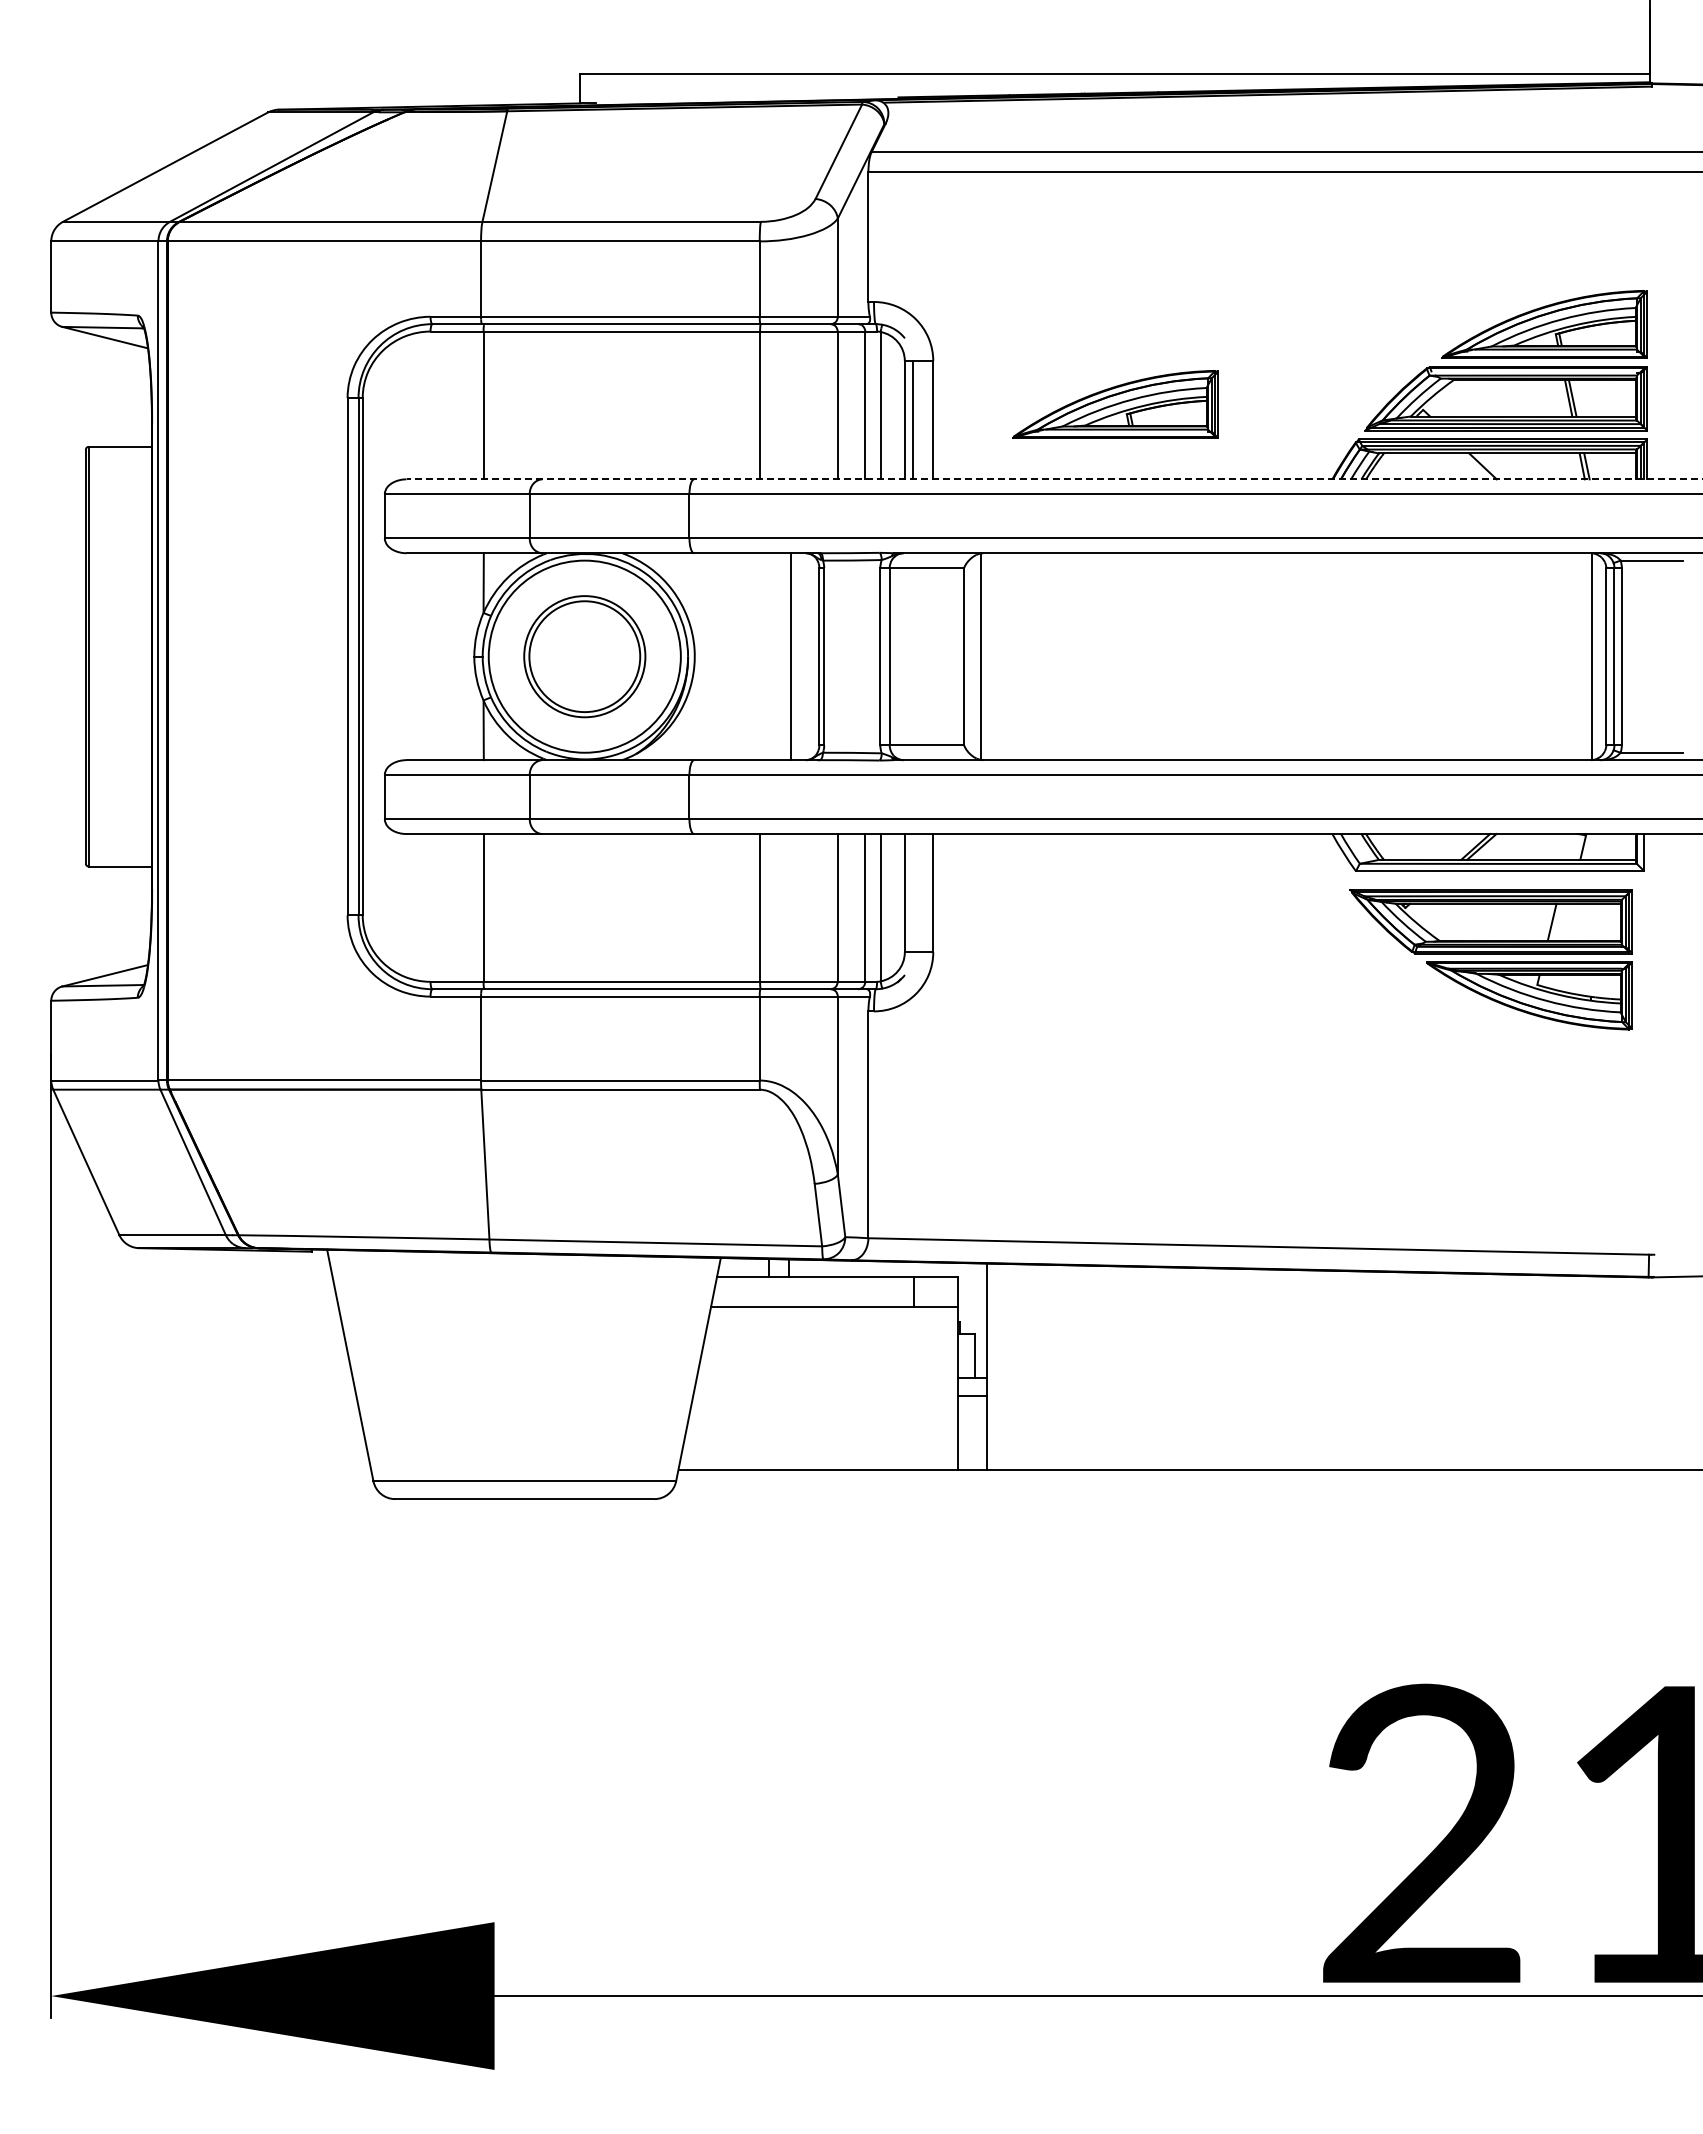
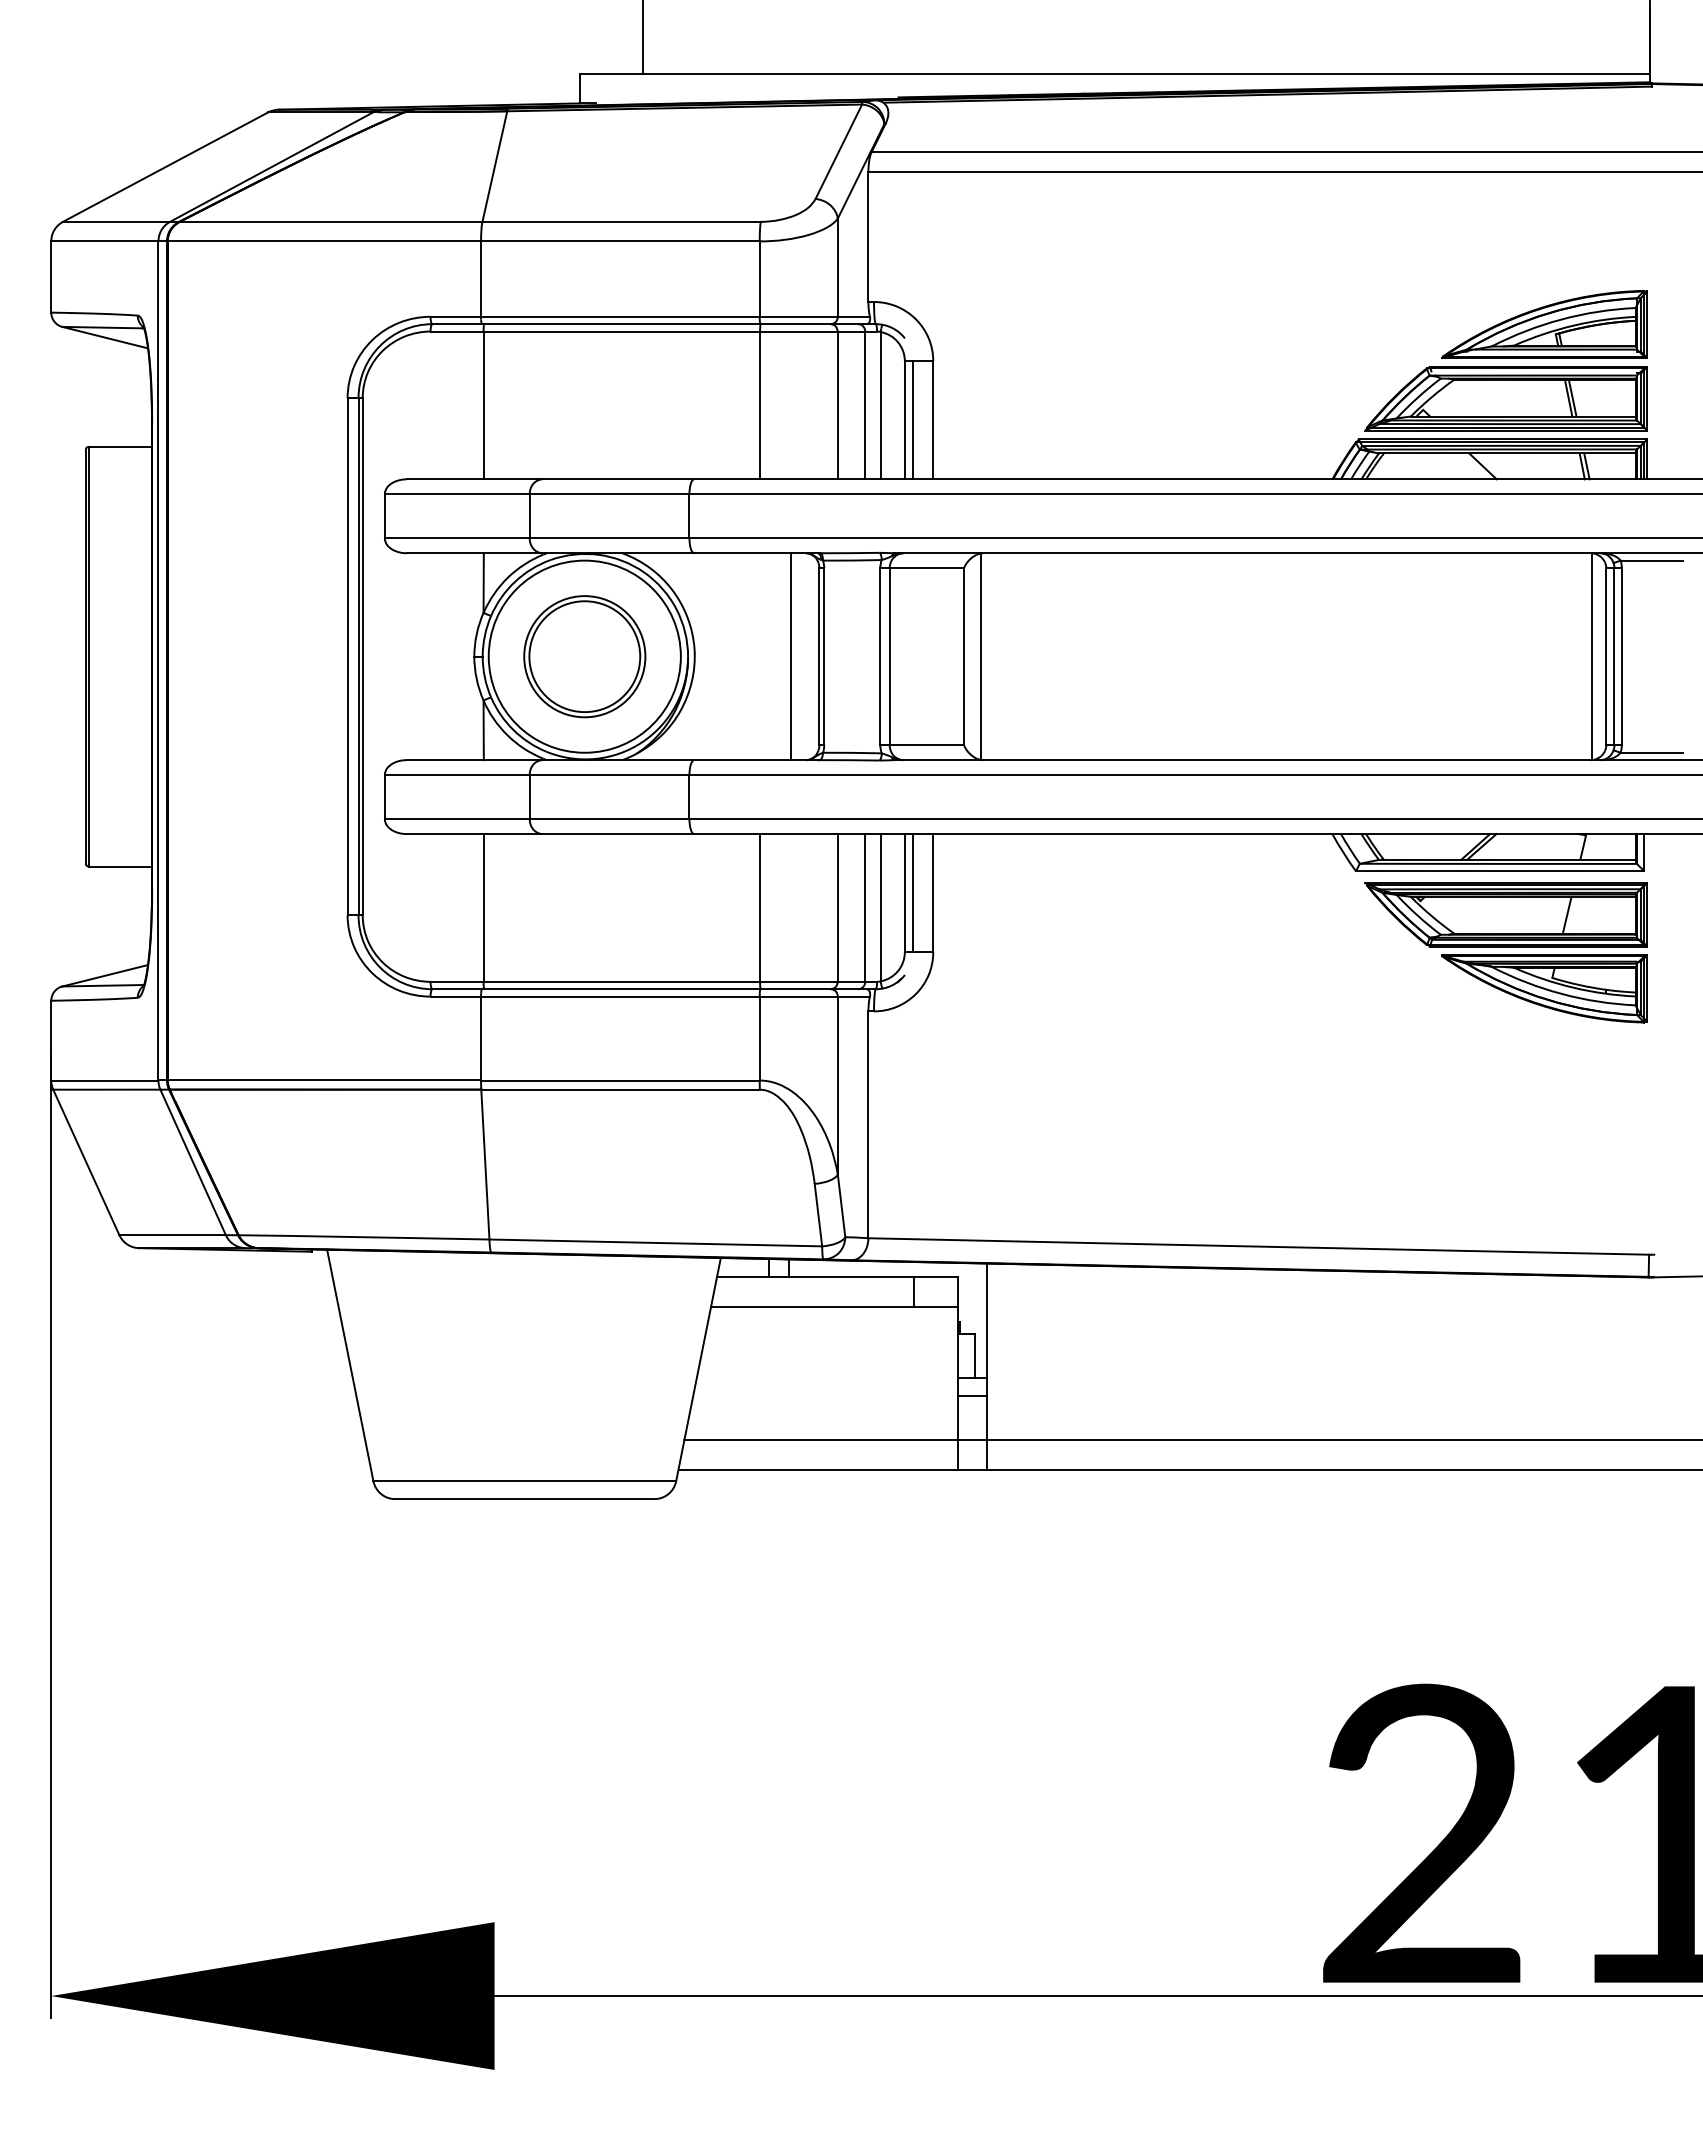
line: none -> present (642, 37)
part: present -> none (1115, 404)
line: dashed -> solid (1054, 479)
line: none -> present (912, 893)
part position: (1490, 959) -> (1505, 952) (1505, 952)
line: none -> present (1191, 1440)
